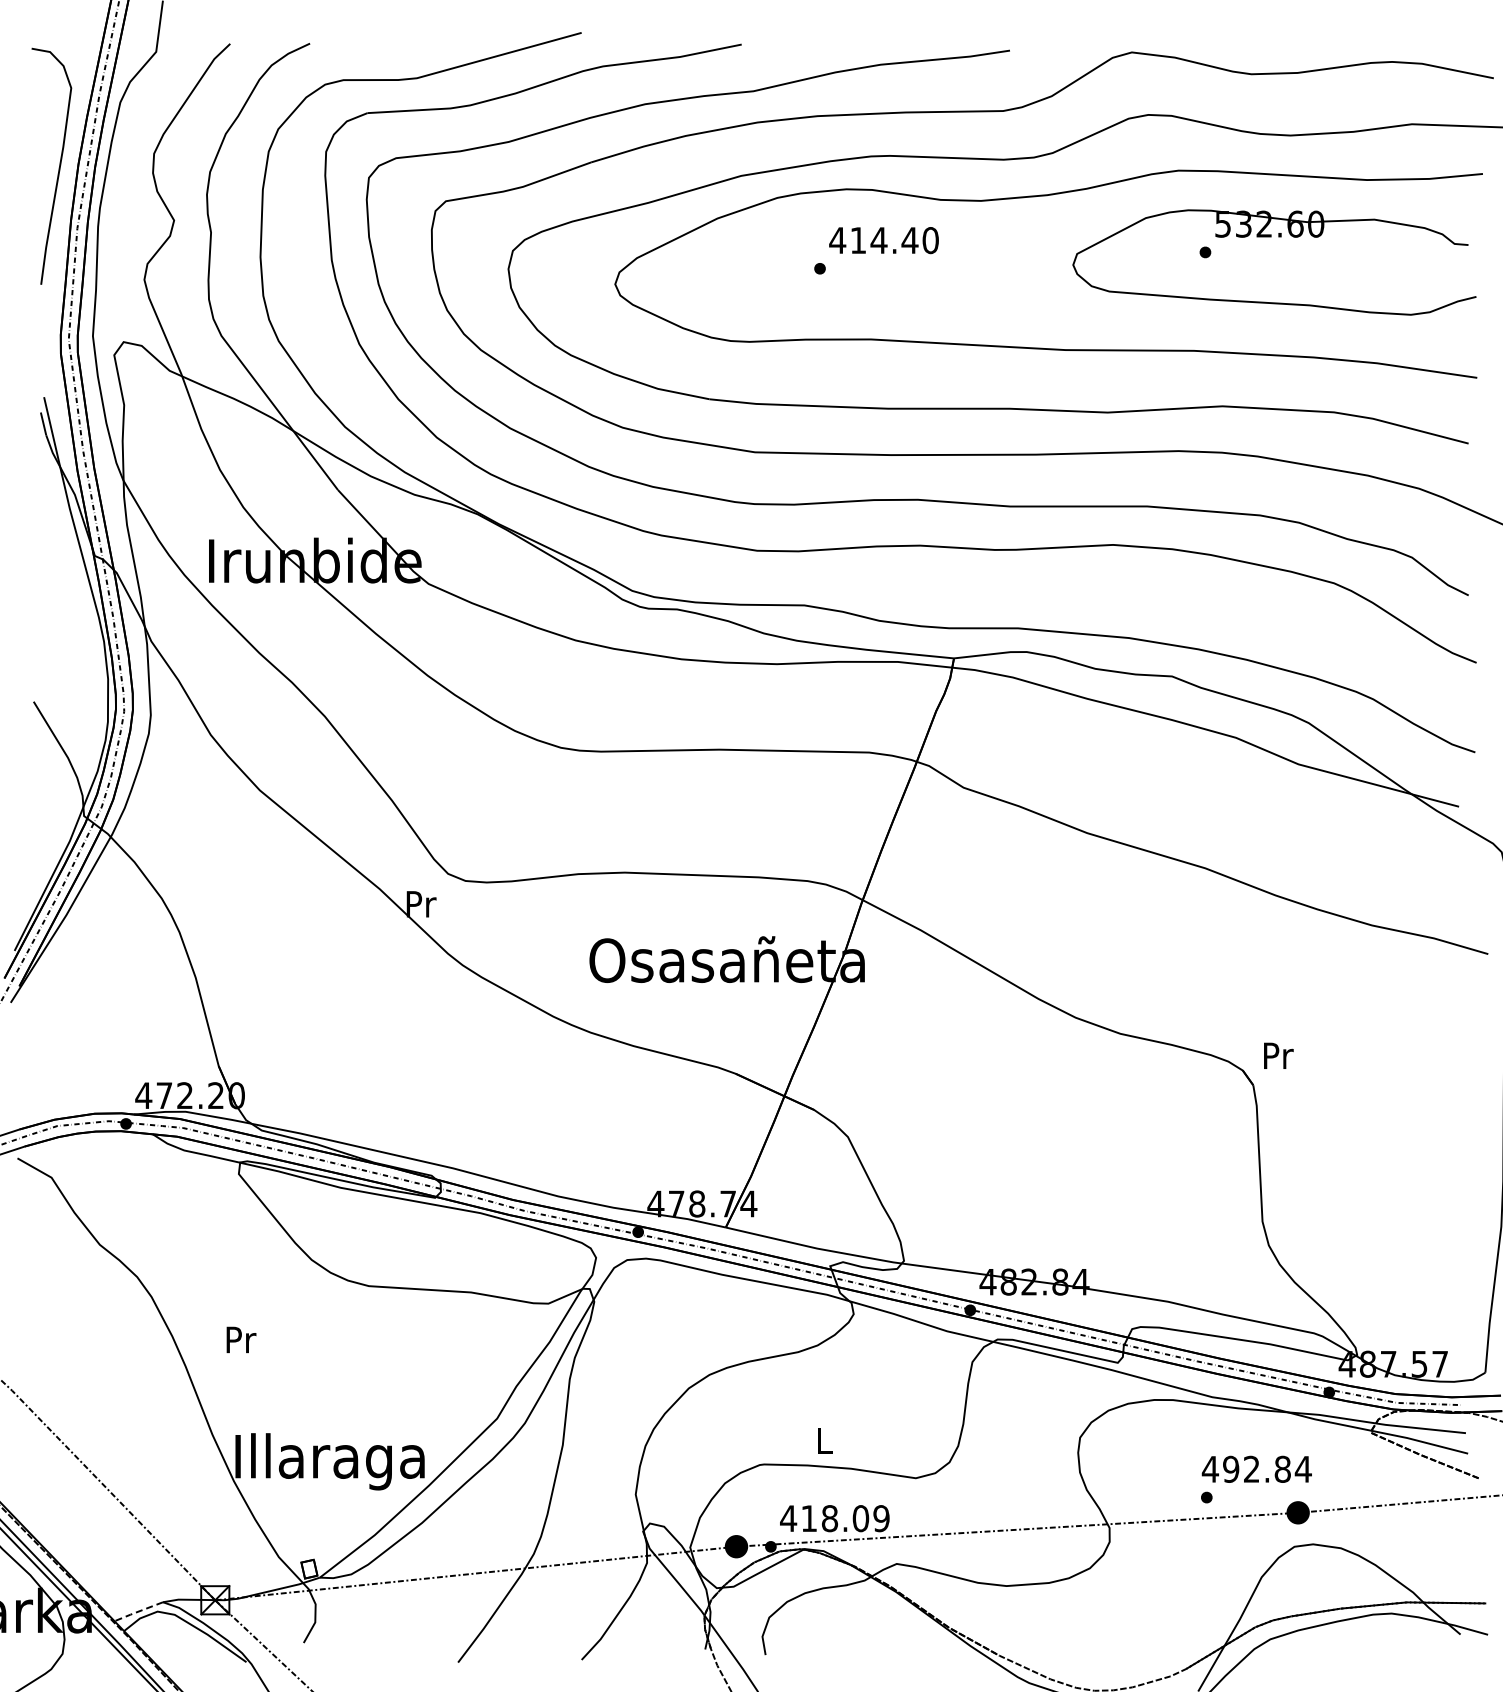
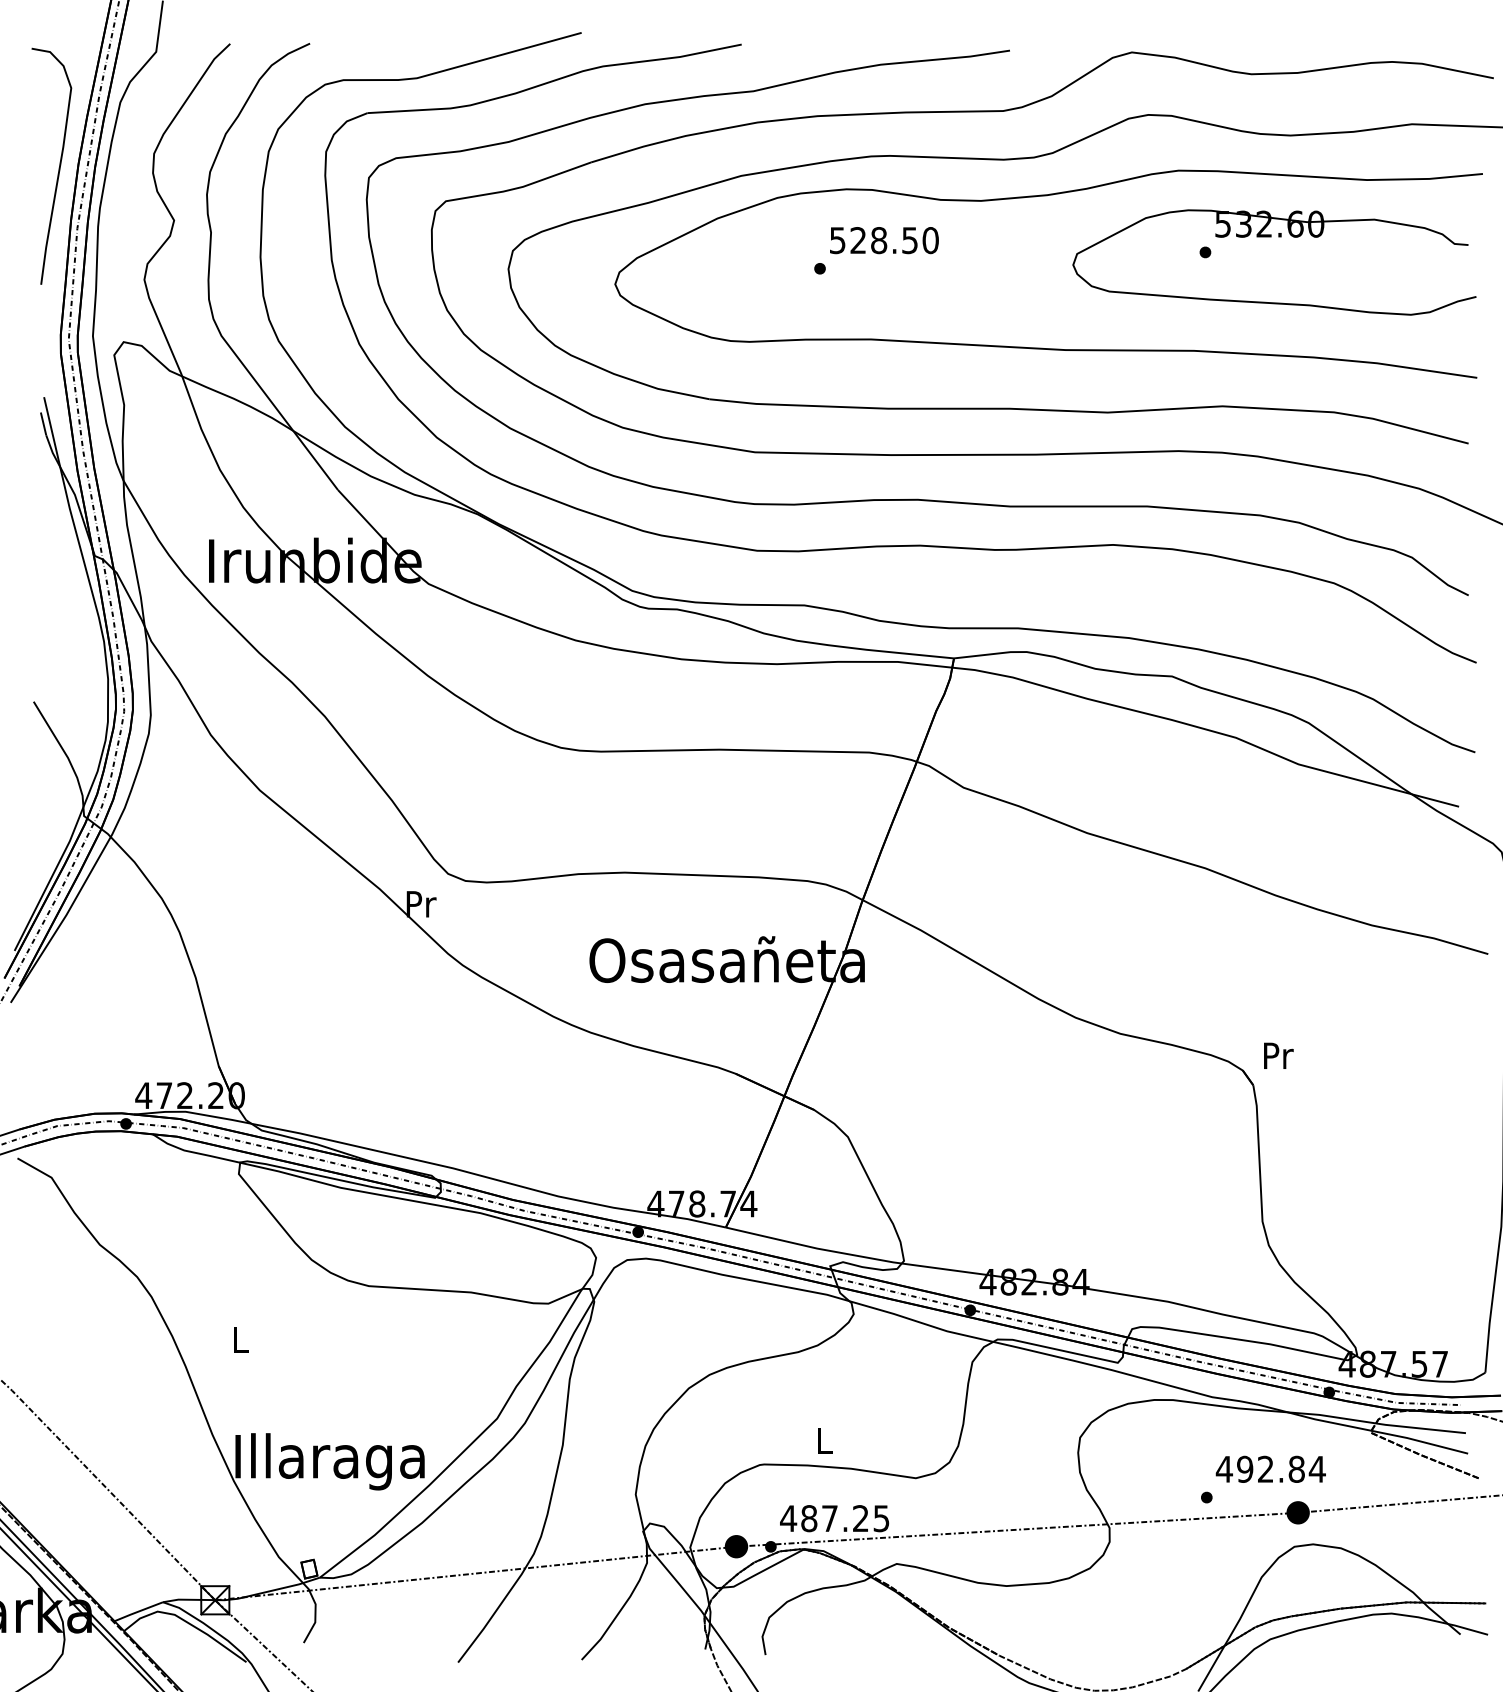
text: 414.40 -> 528.50 (873, 240)
text: Pr -> L (241, 1339)
text position: (1256, 1468) -> (1270, 1468) (1270, 1468)
text: 418.09 -> 487.25 (845, 1518)
line: dashed -> solid (137, 1611)
